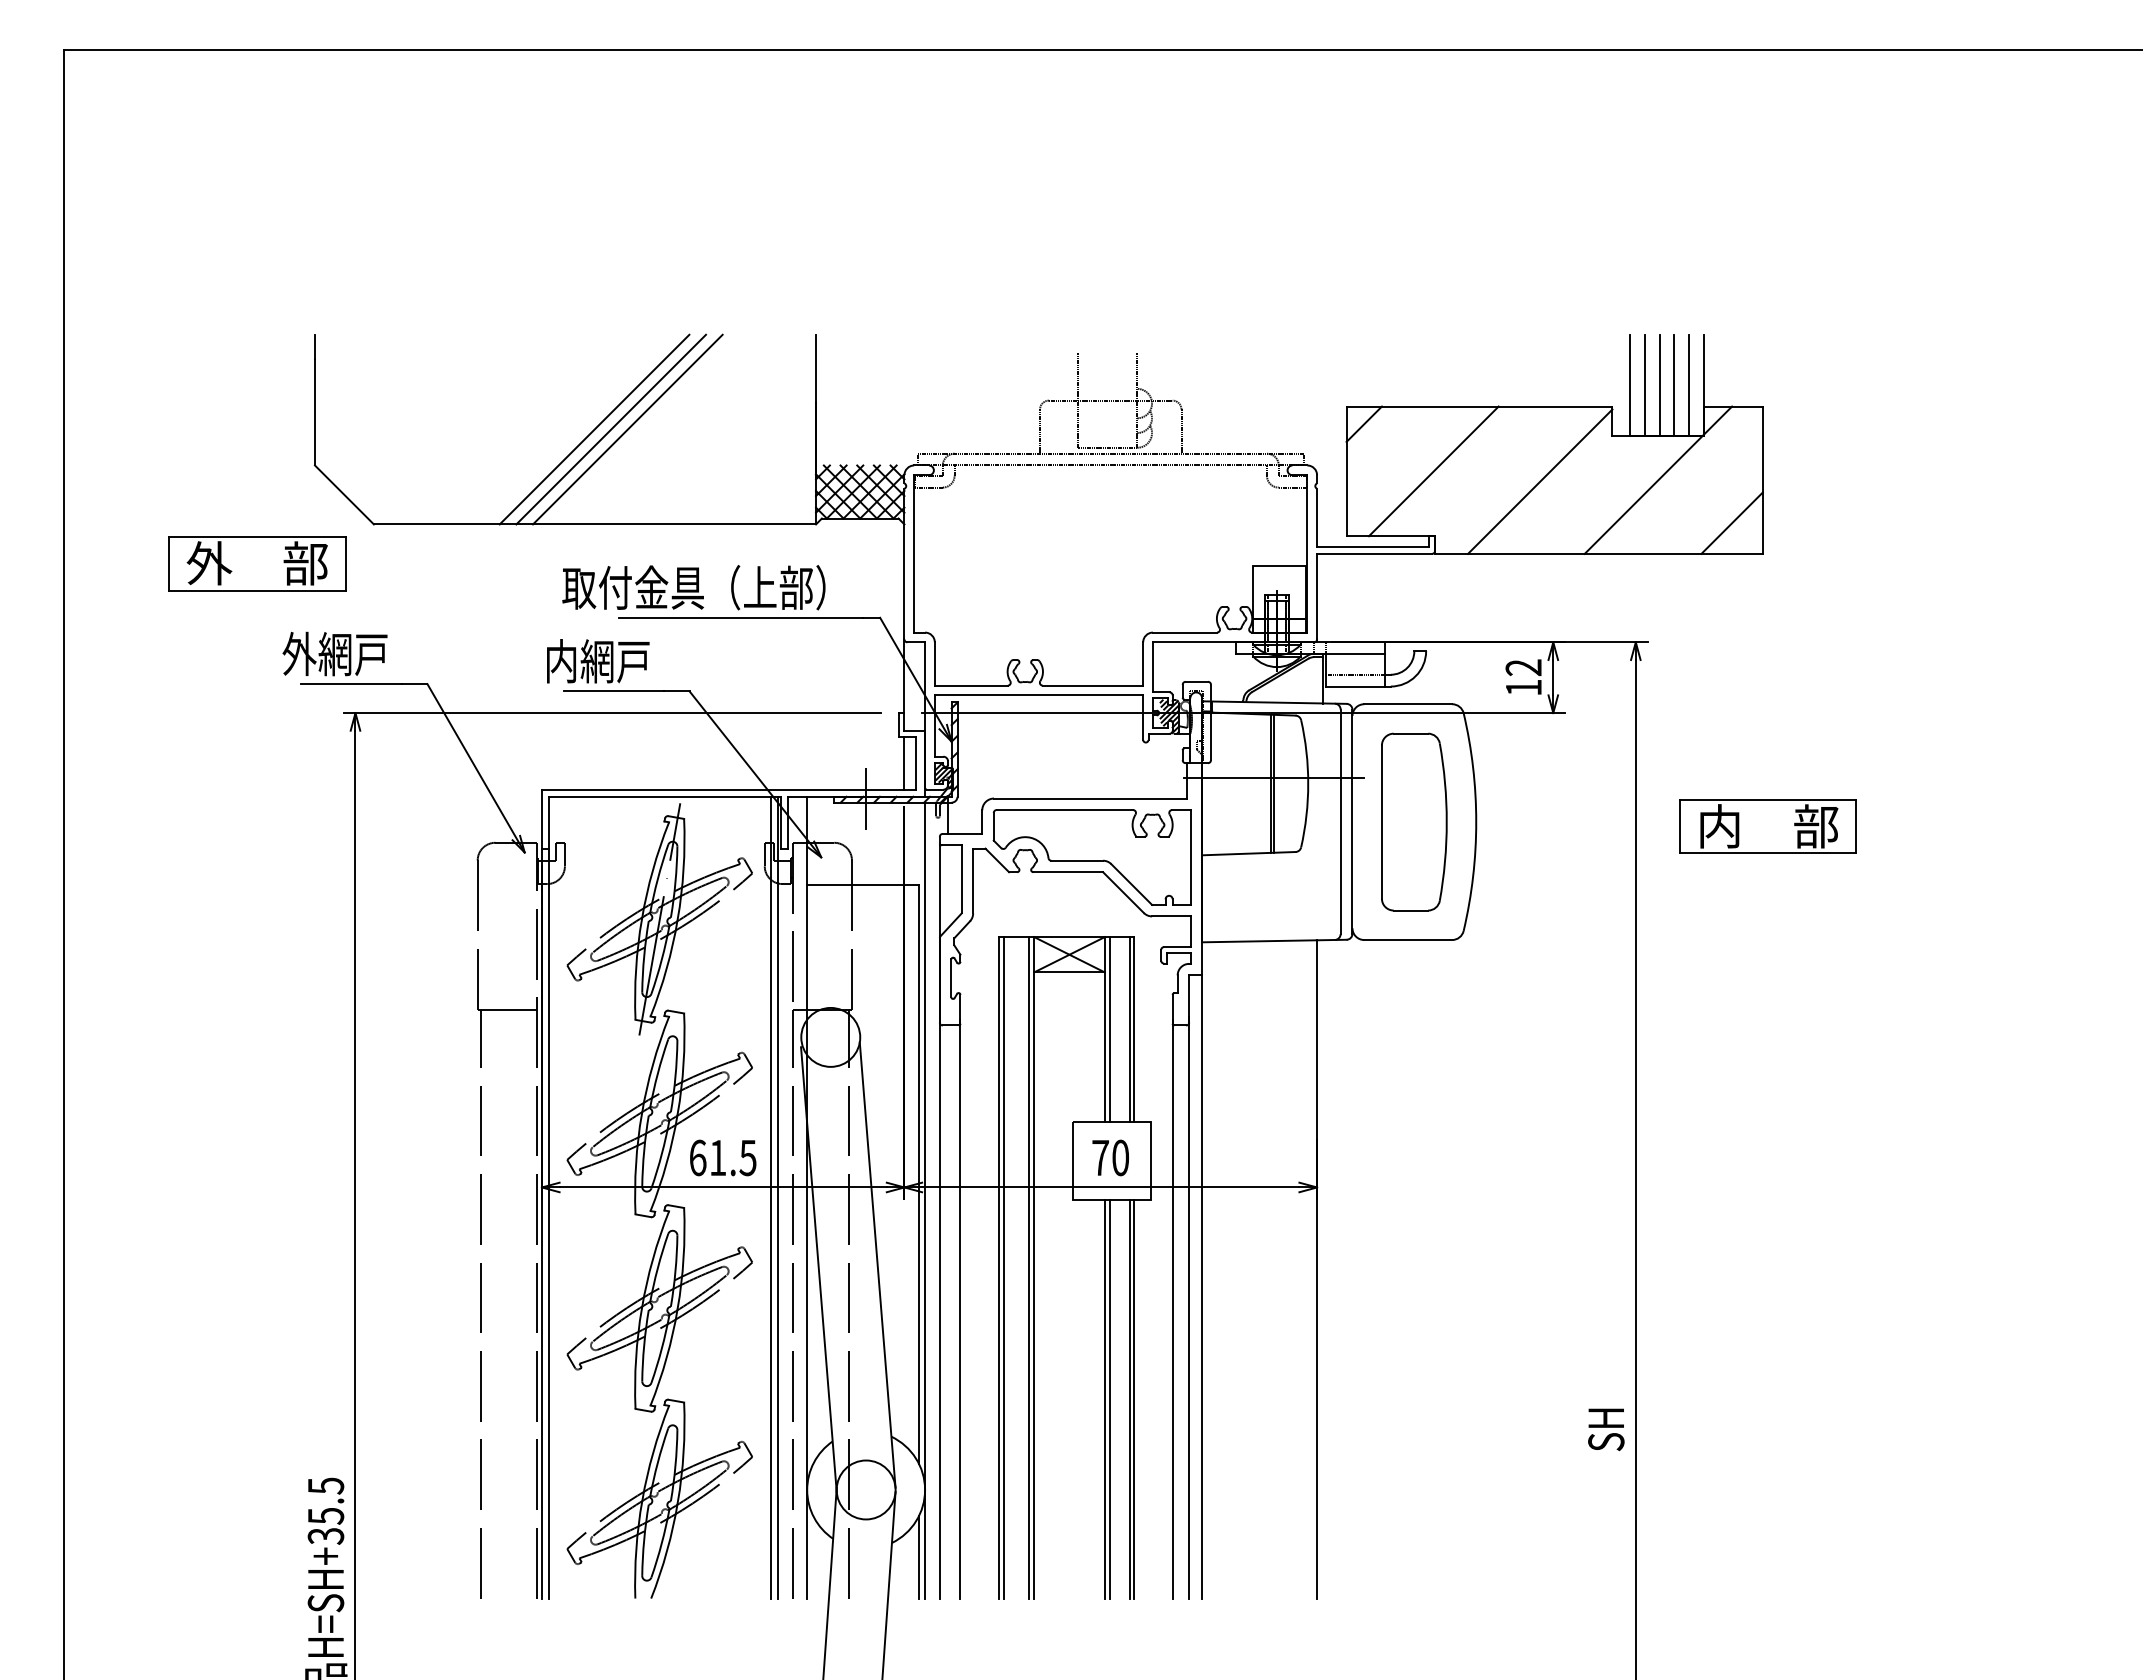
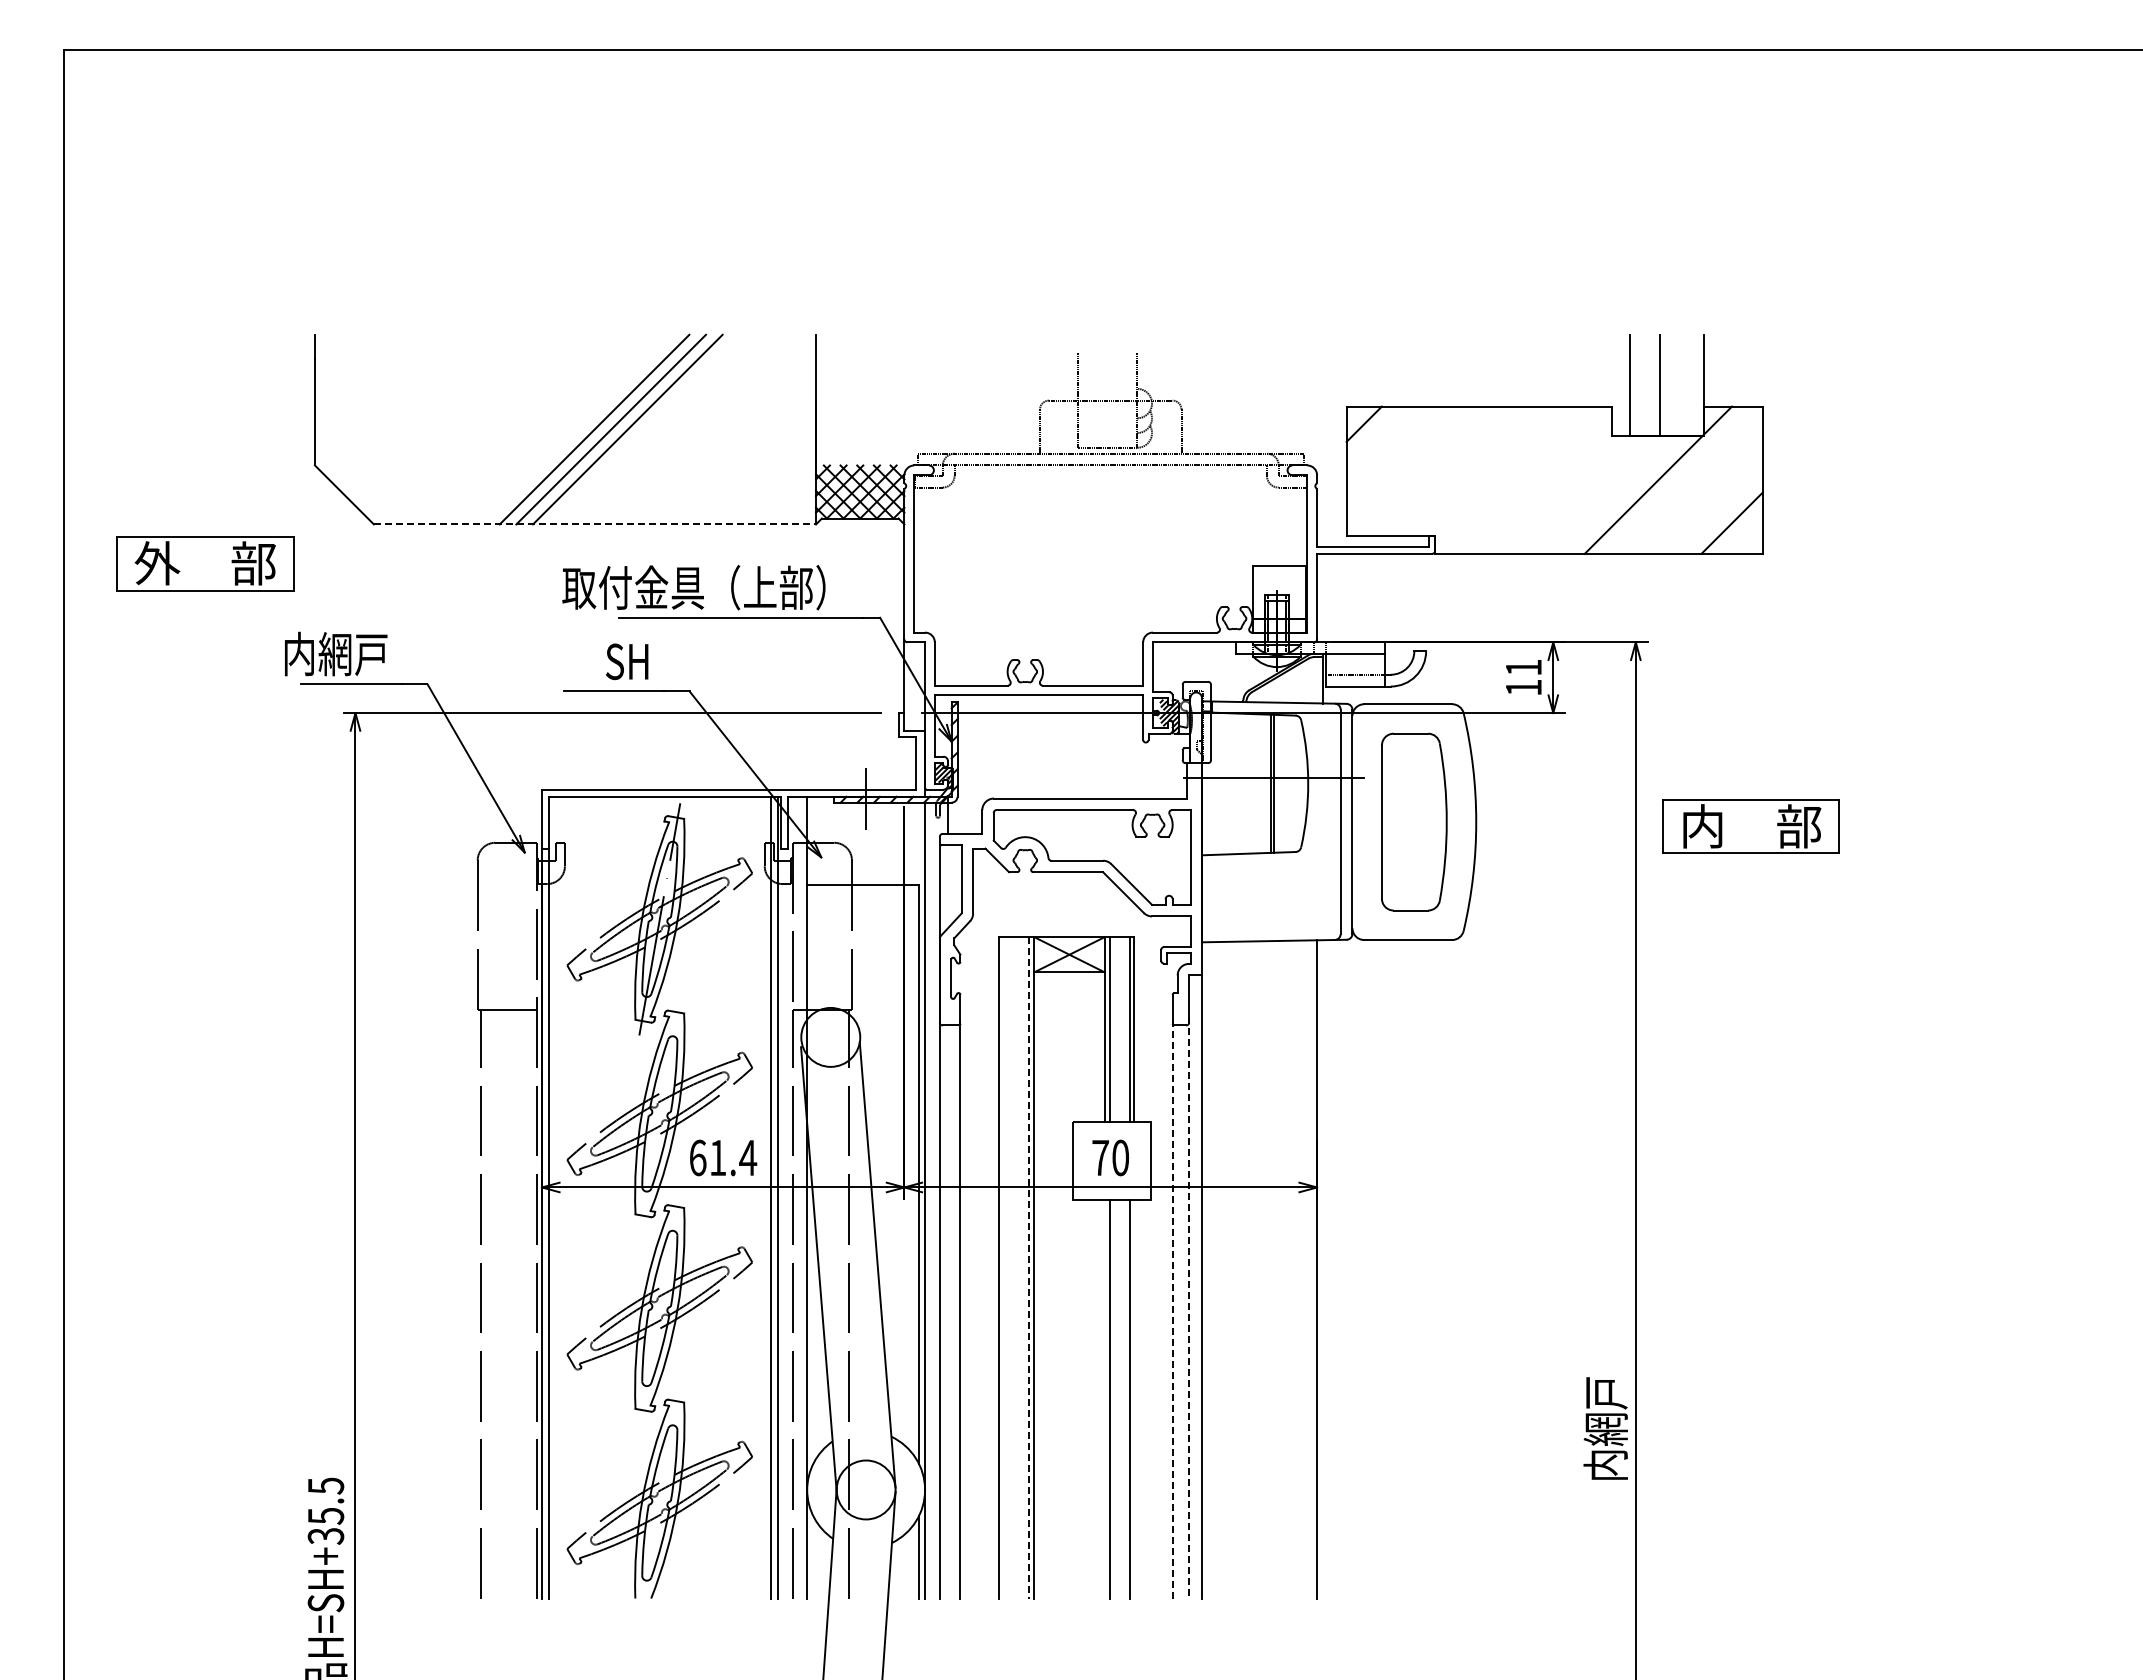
line: present -> none (1644, 385)
line: present -> none (1674, 385)
line: present -> none (1689, 385)
line: present -> none (1433, 471)
line: present -> none (1540, 481)
line: solid -> dashed (595, 524)
part position: (257, 563) -> (205, 563) (205, 563)
text: 外網戸 -> 内網戸 (299, 653)
text: 内網戸 -> SH (598, 661)
text: 12 -> 11 (1523, 667)
line: present -> none (904, 762)
part position: (1767, 826) -> (1750, 826) (1750, 826)
text: 61.5 -> 61.4 (748, 1158)
line: present -> none (1003, 1267)
line: solid -> dashed (1029, 1267)
line: solid -> dashed (1189, 1307)
line: solid -> dashed (1172, 1309)
line: present -> none (1104, 1398)
line: present -> none (1134, 1398)
text: SH -> 内網戸 (1605, 1428)
